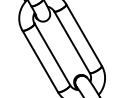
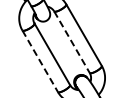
line: solid -> dashed (71, 42)
line: solid -> dashed (40, 61)
